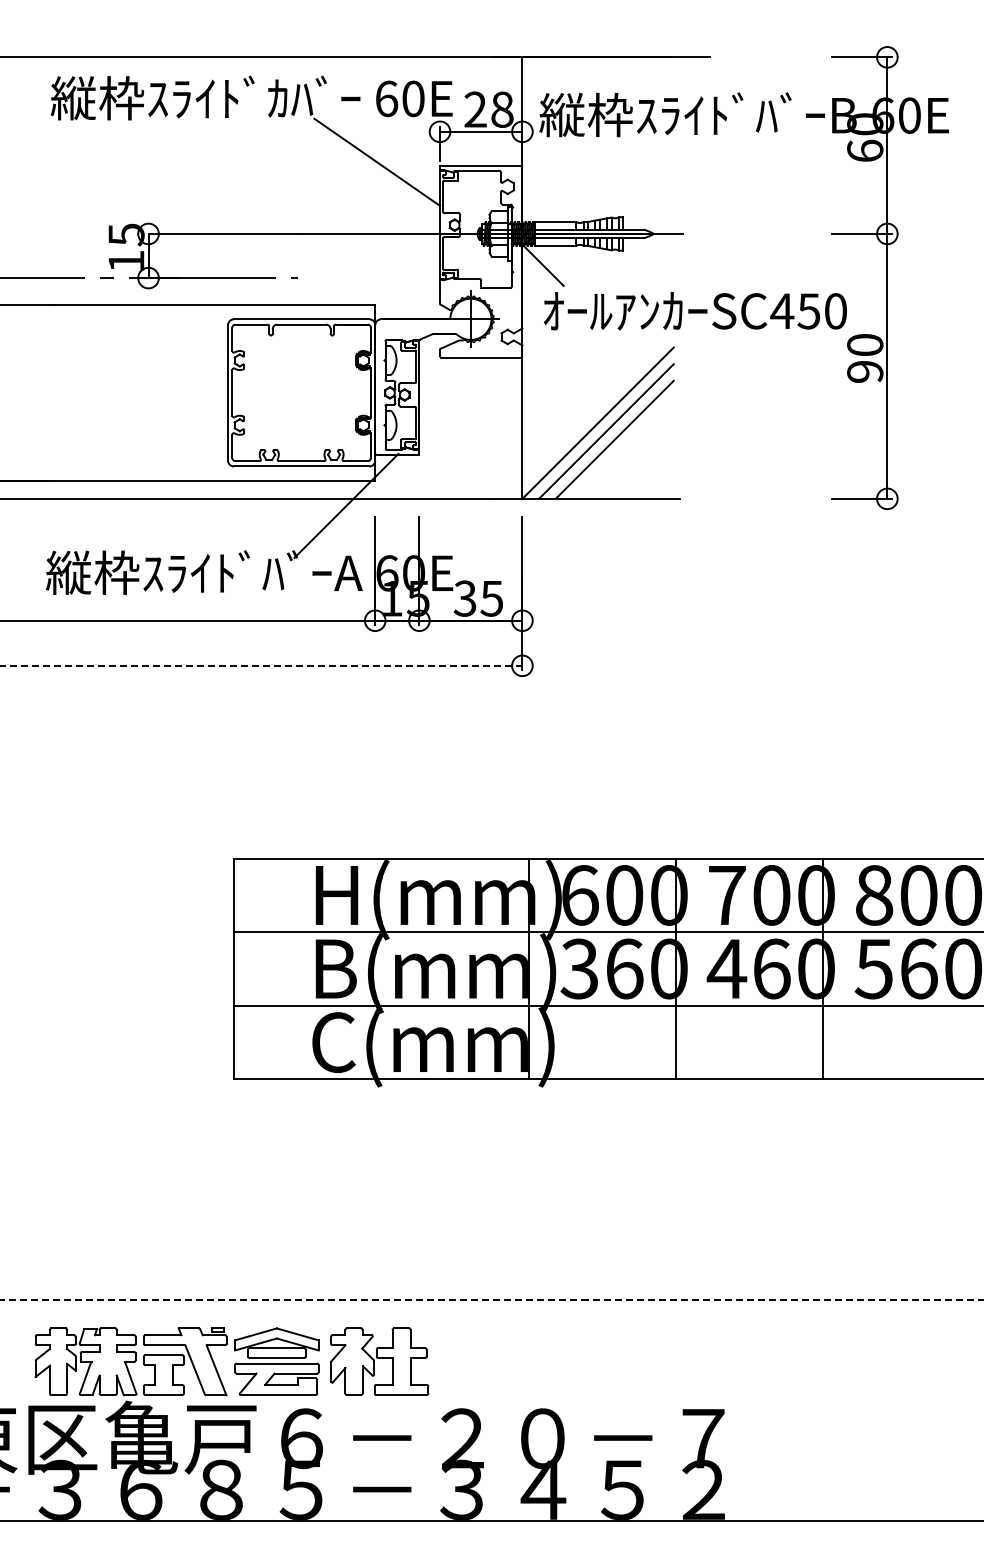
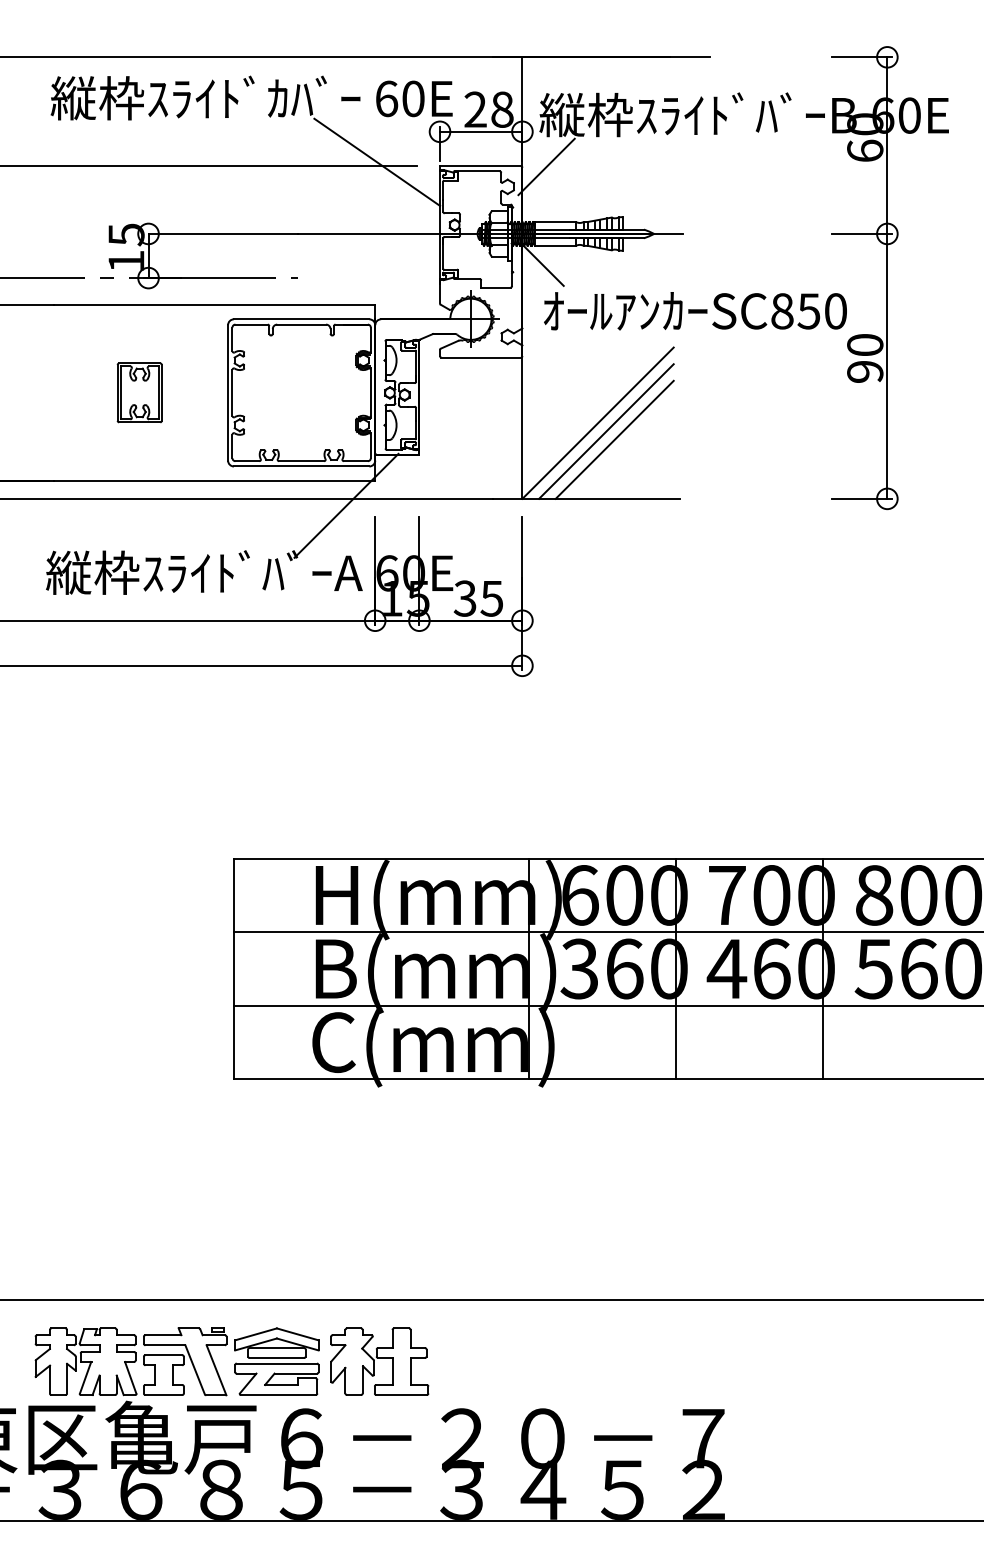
line: none -> present (209, 166)
line: none -> present (546, 166)
text: SC450 -> SC850 (782, 311)
part: none -> present (139, 392)
line: dashed -> solid (261, 665)
line: dashed -> solid (491, 1300)
